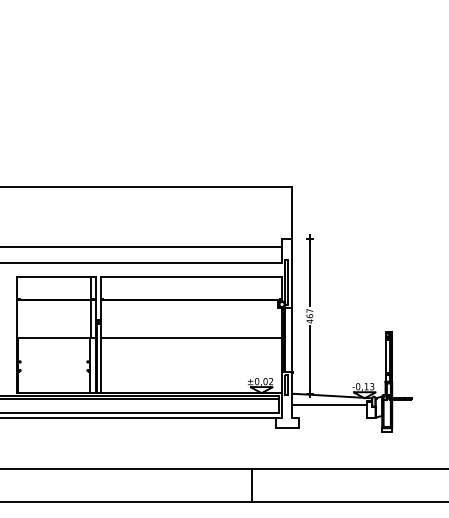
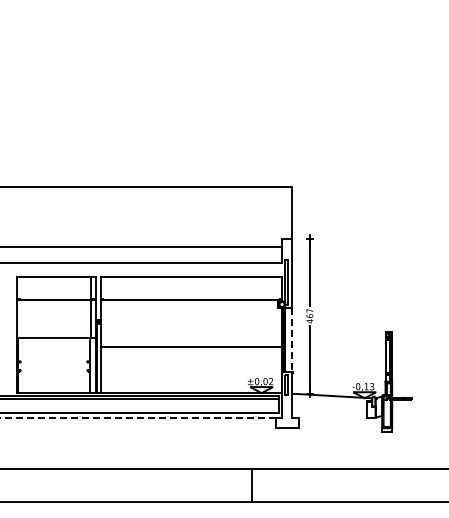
line position: (191, 338) -> (191, 347) (191, 347)
line: solid -> dashed (292, 339)
line: present -> none (329, 404)
line: solid -> dashed (137, 418)
